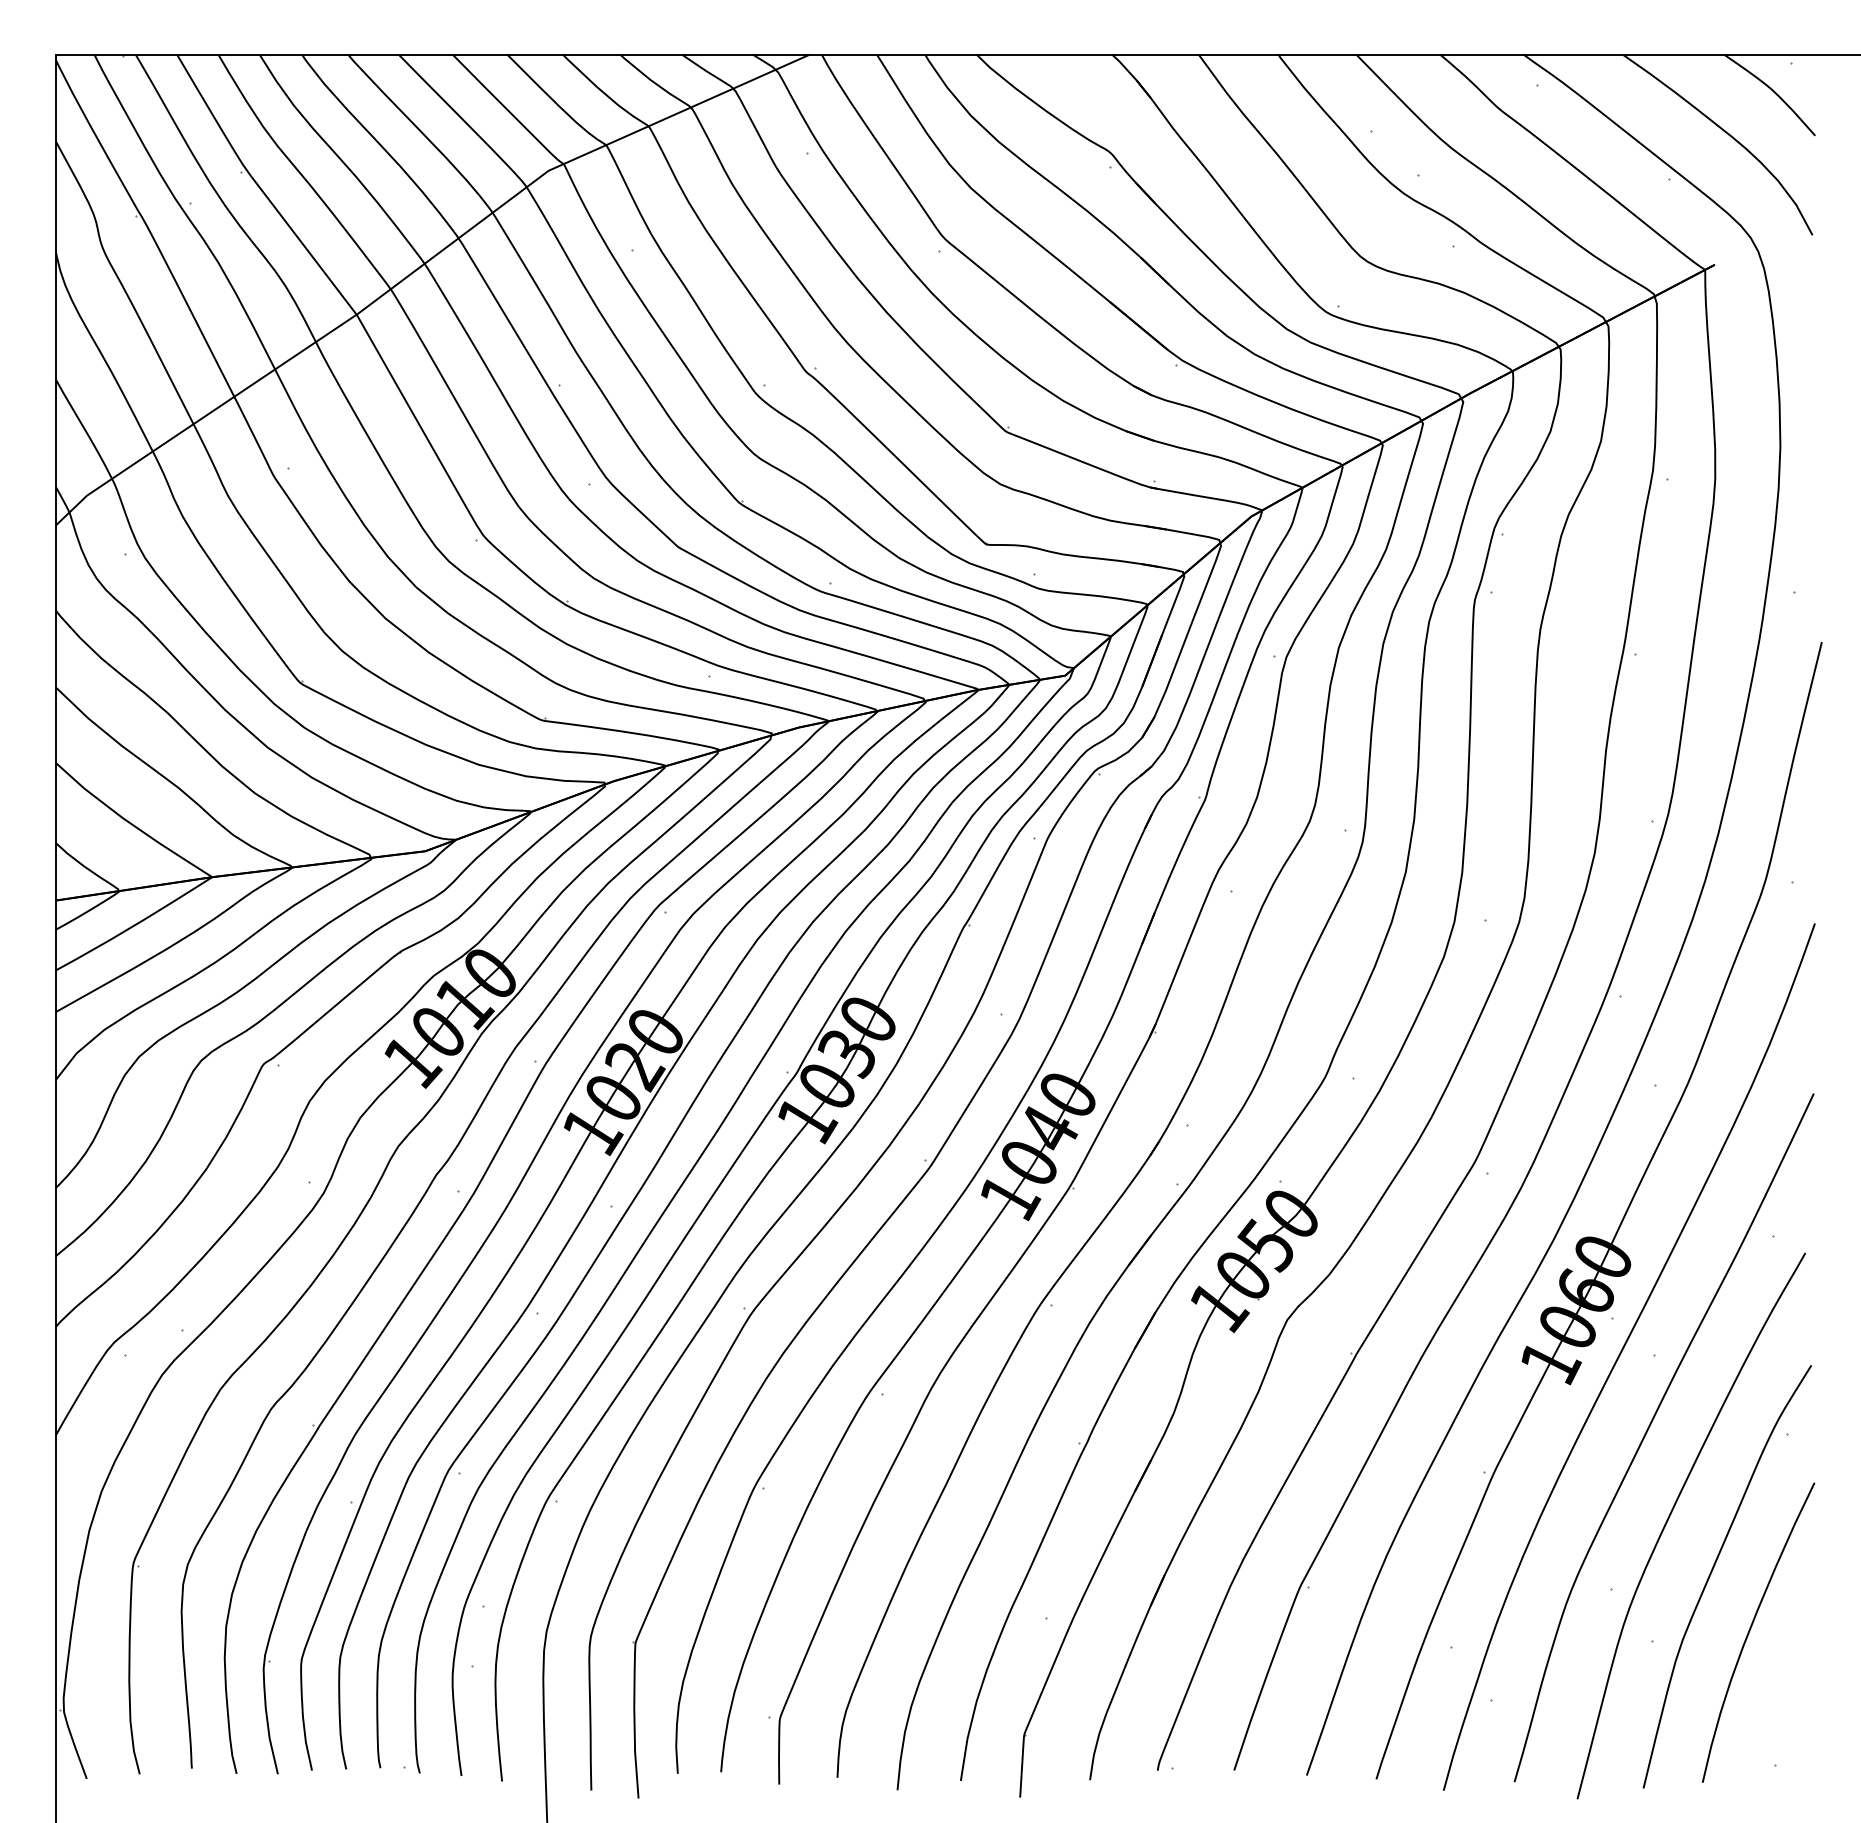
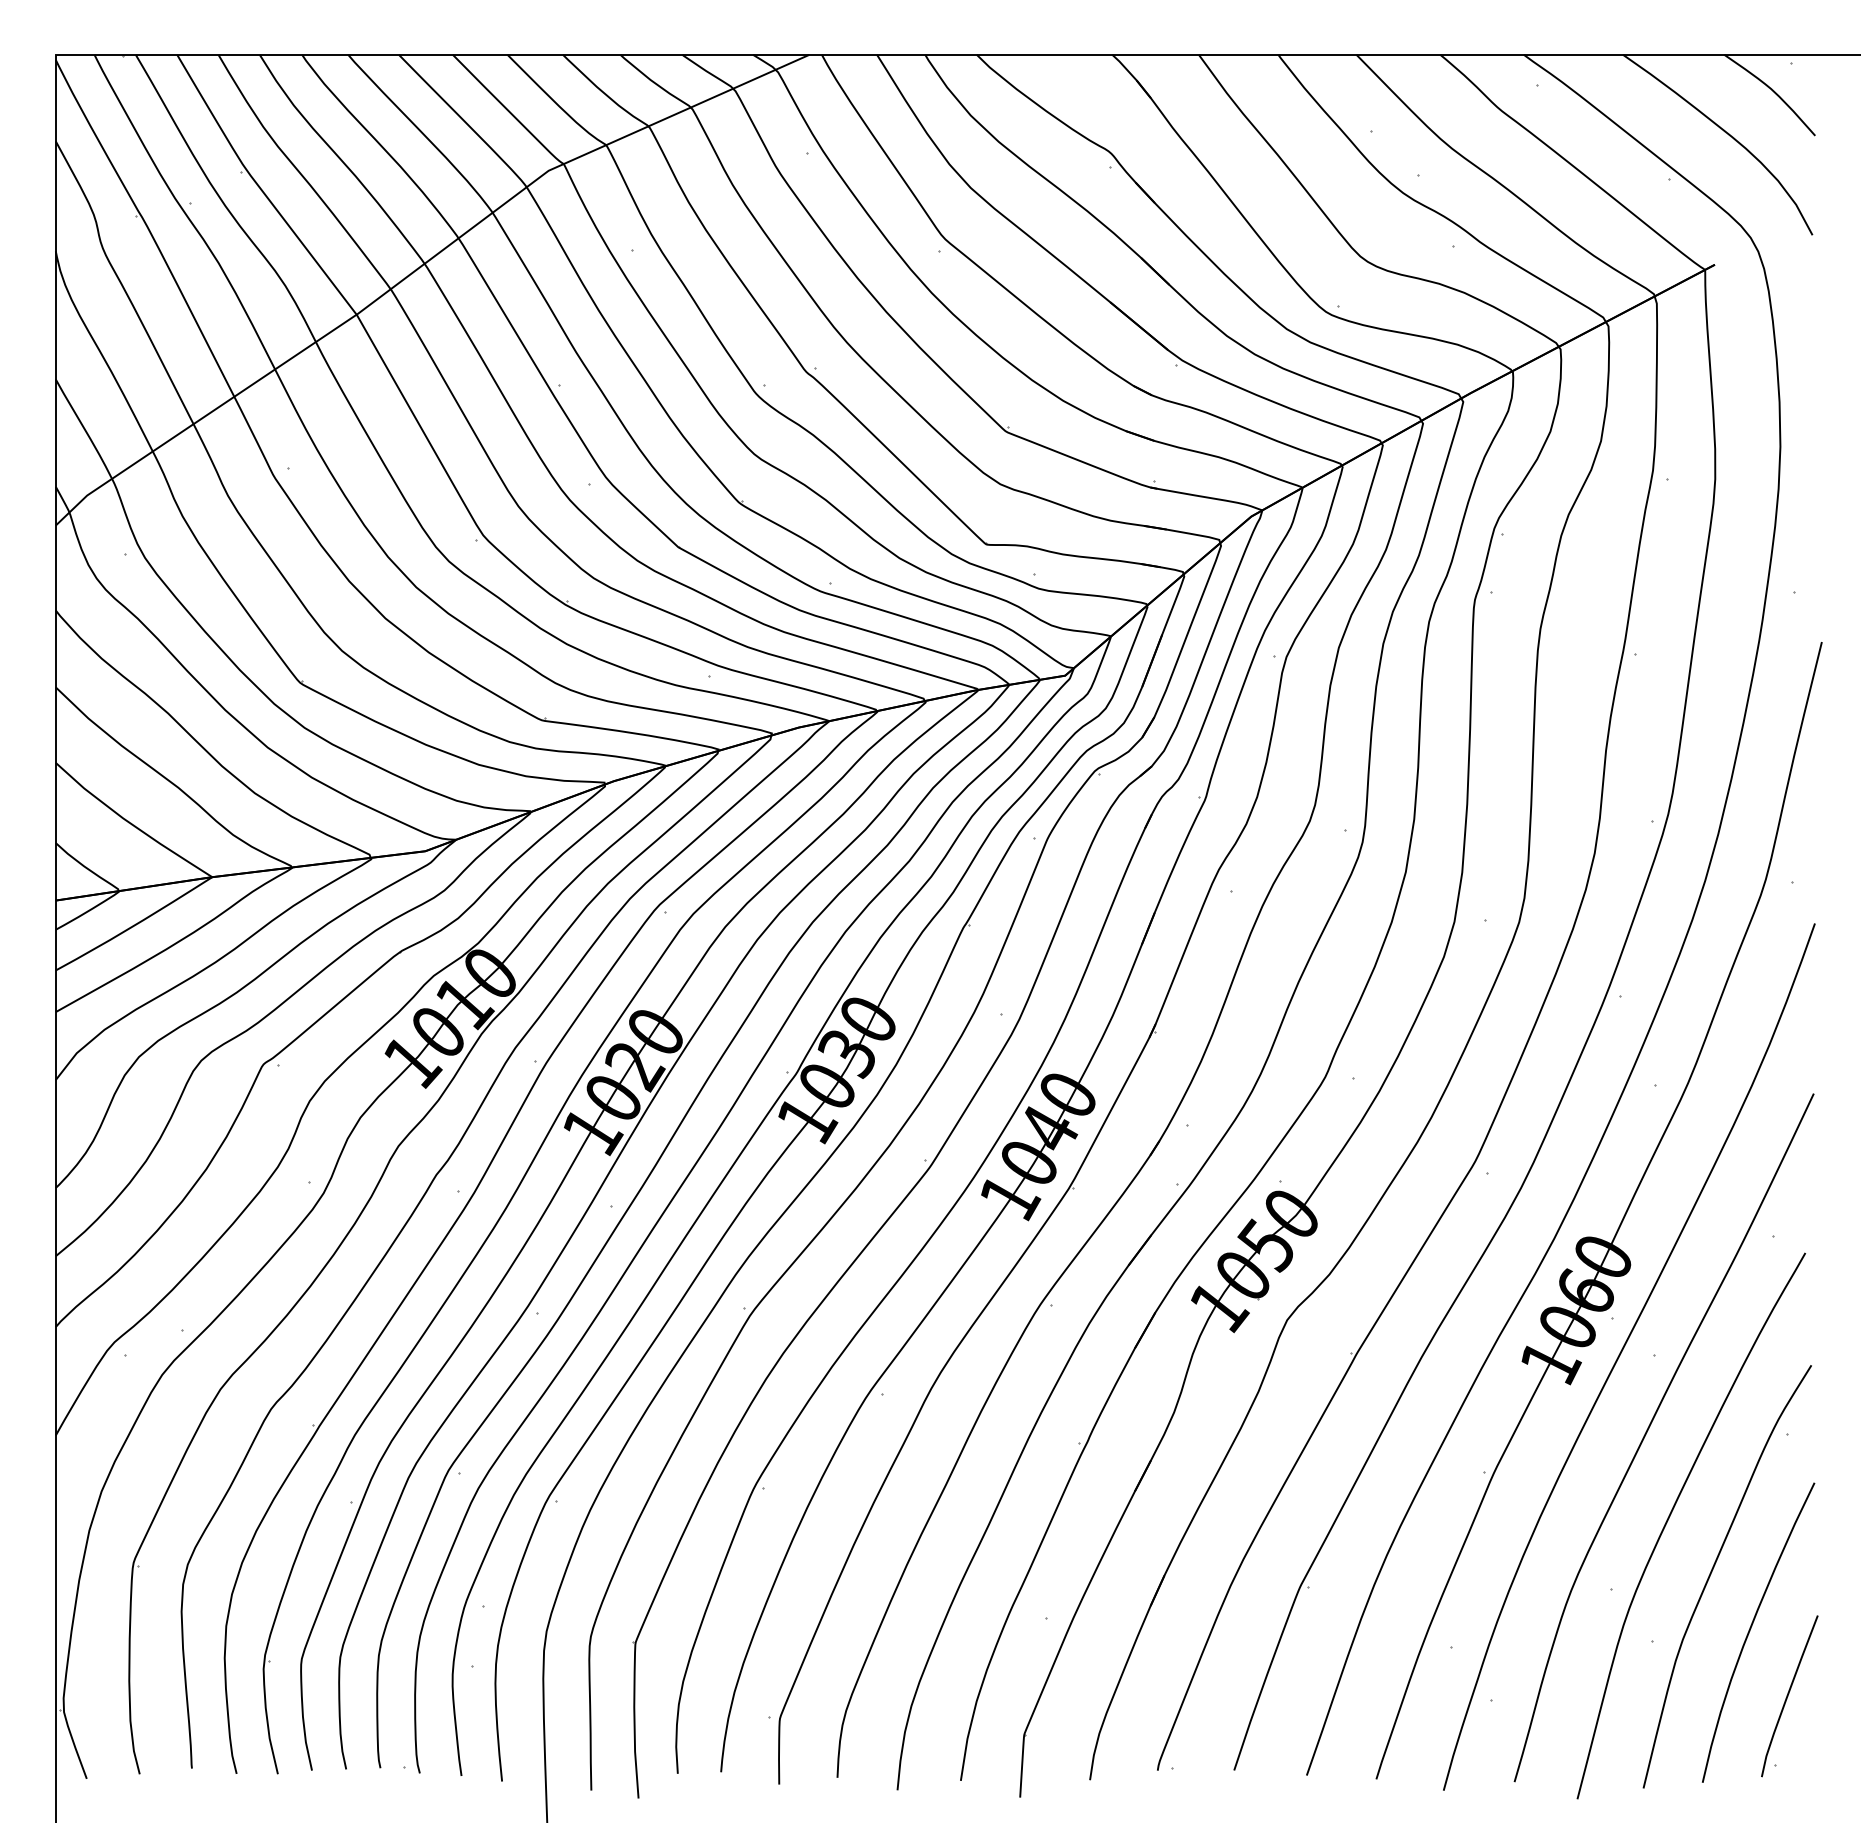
curve: none -> present (1788, 1696)
